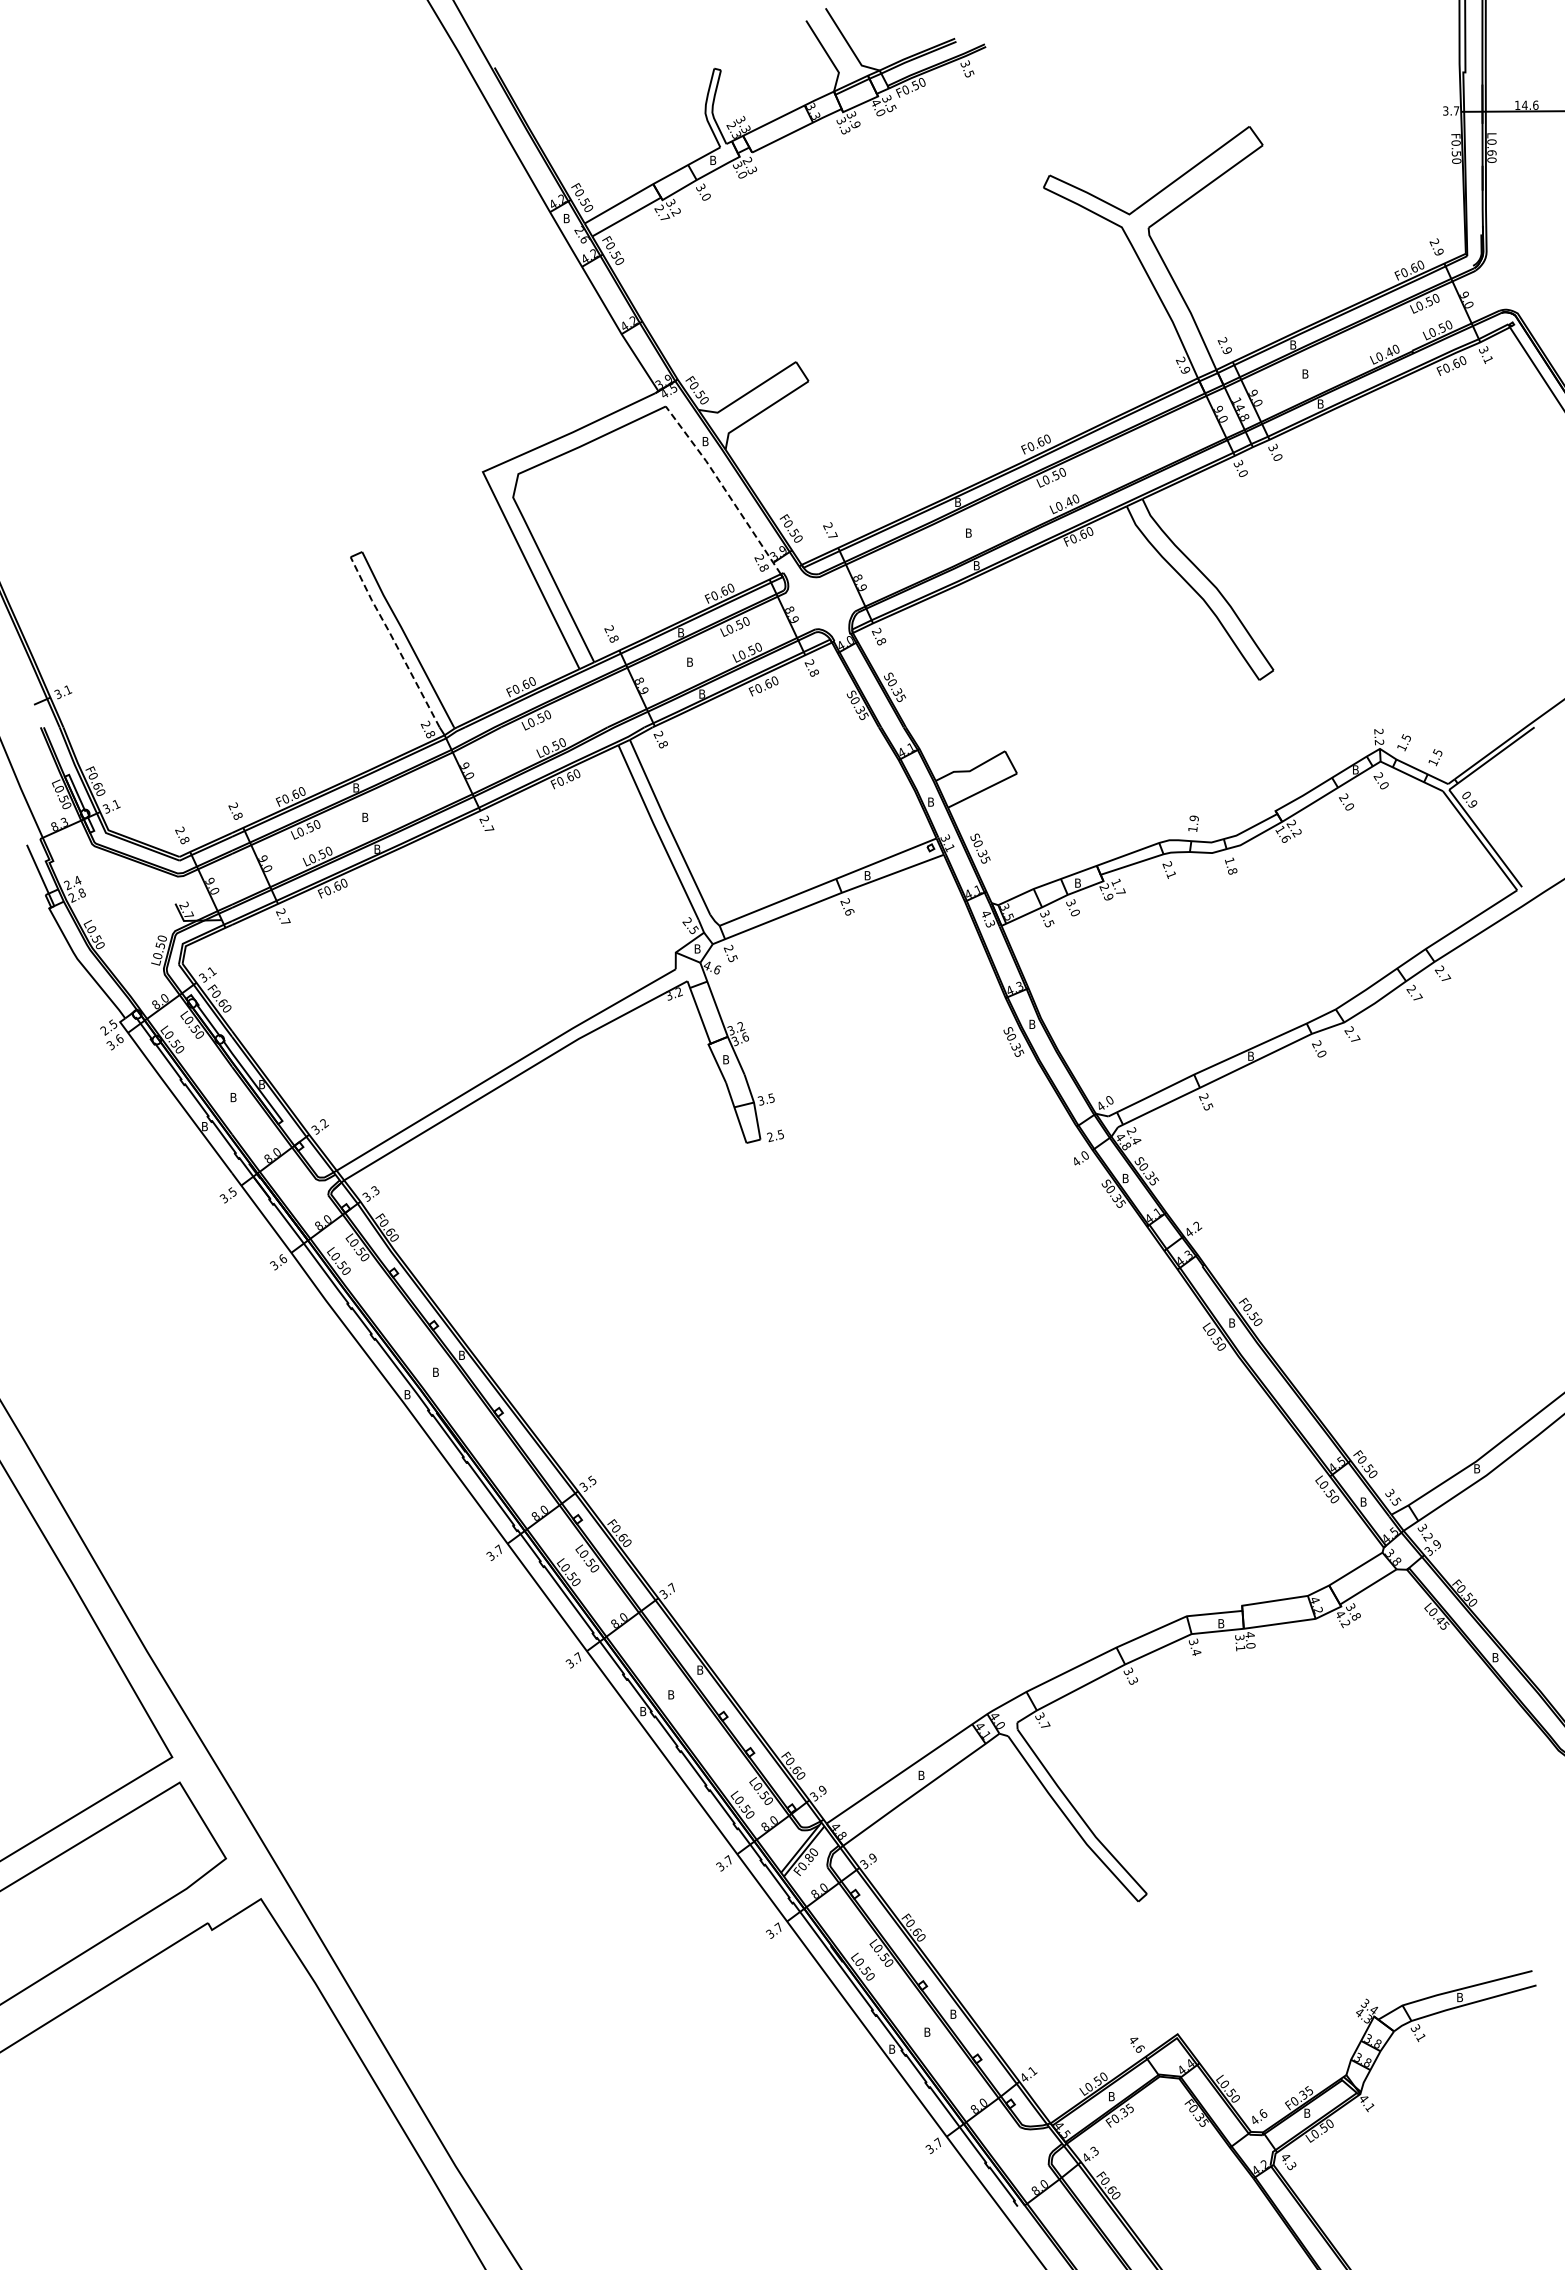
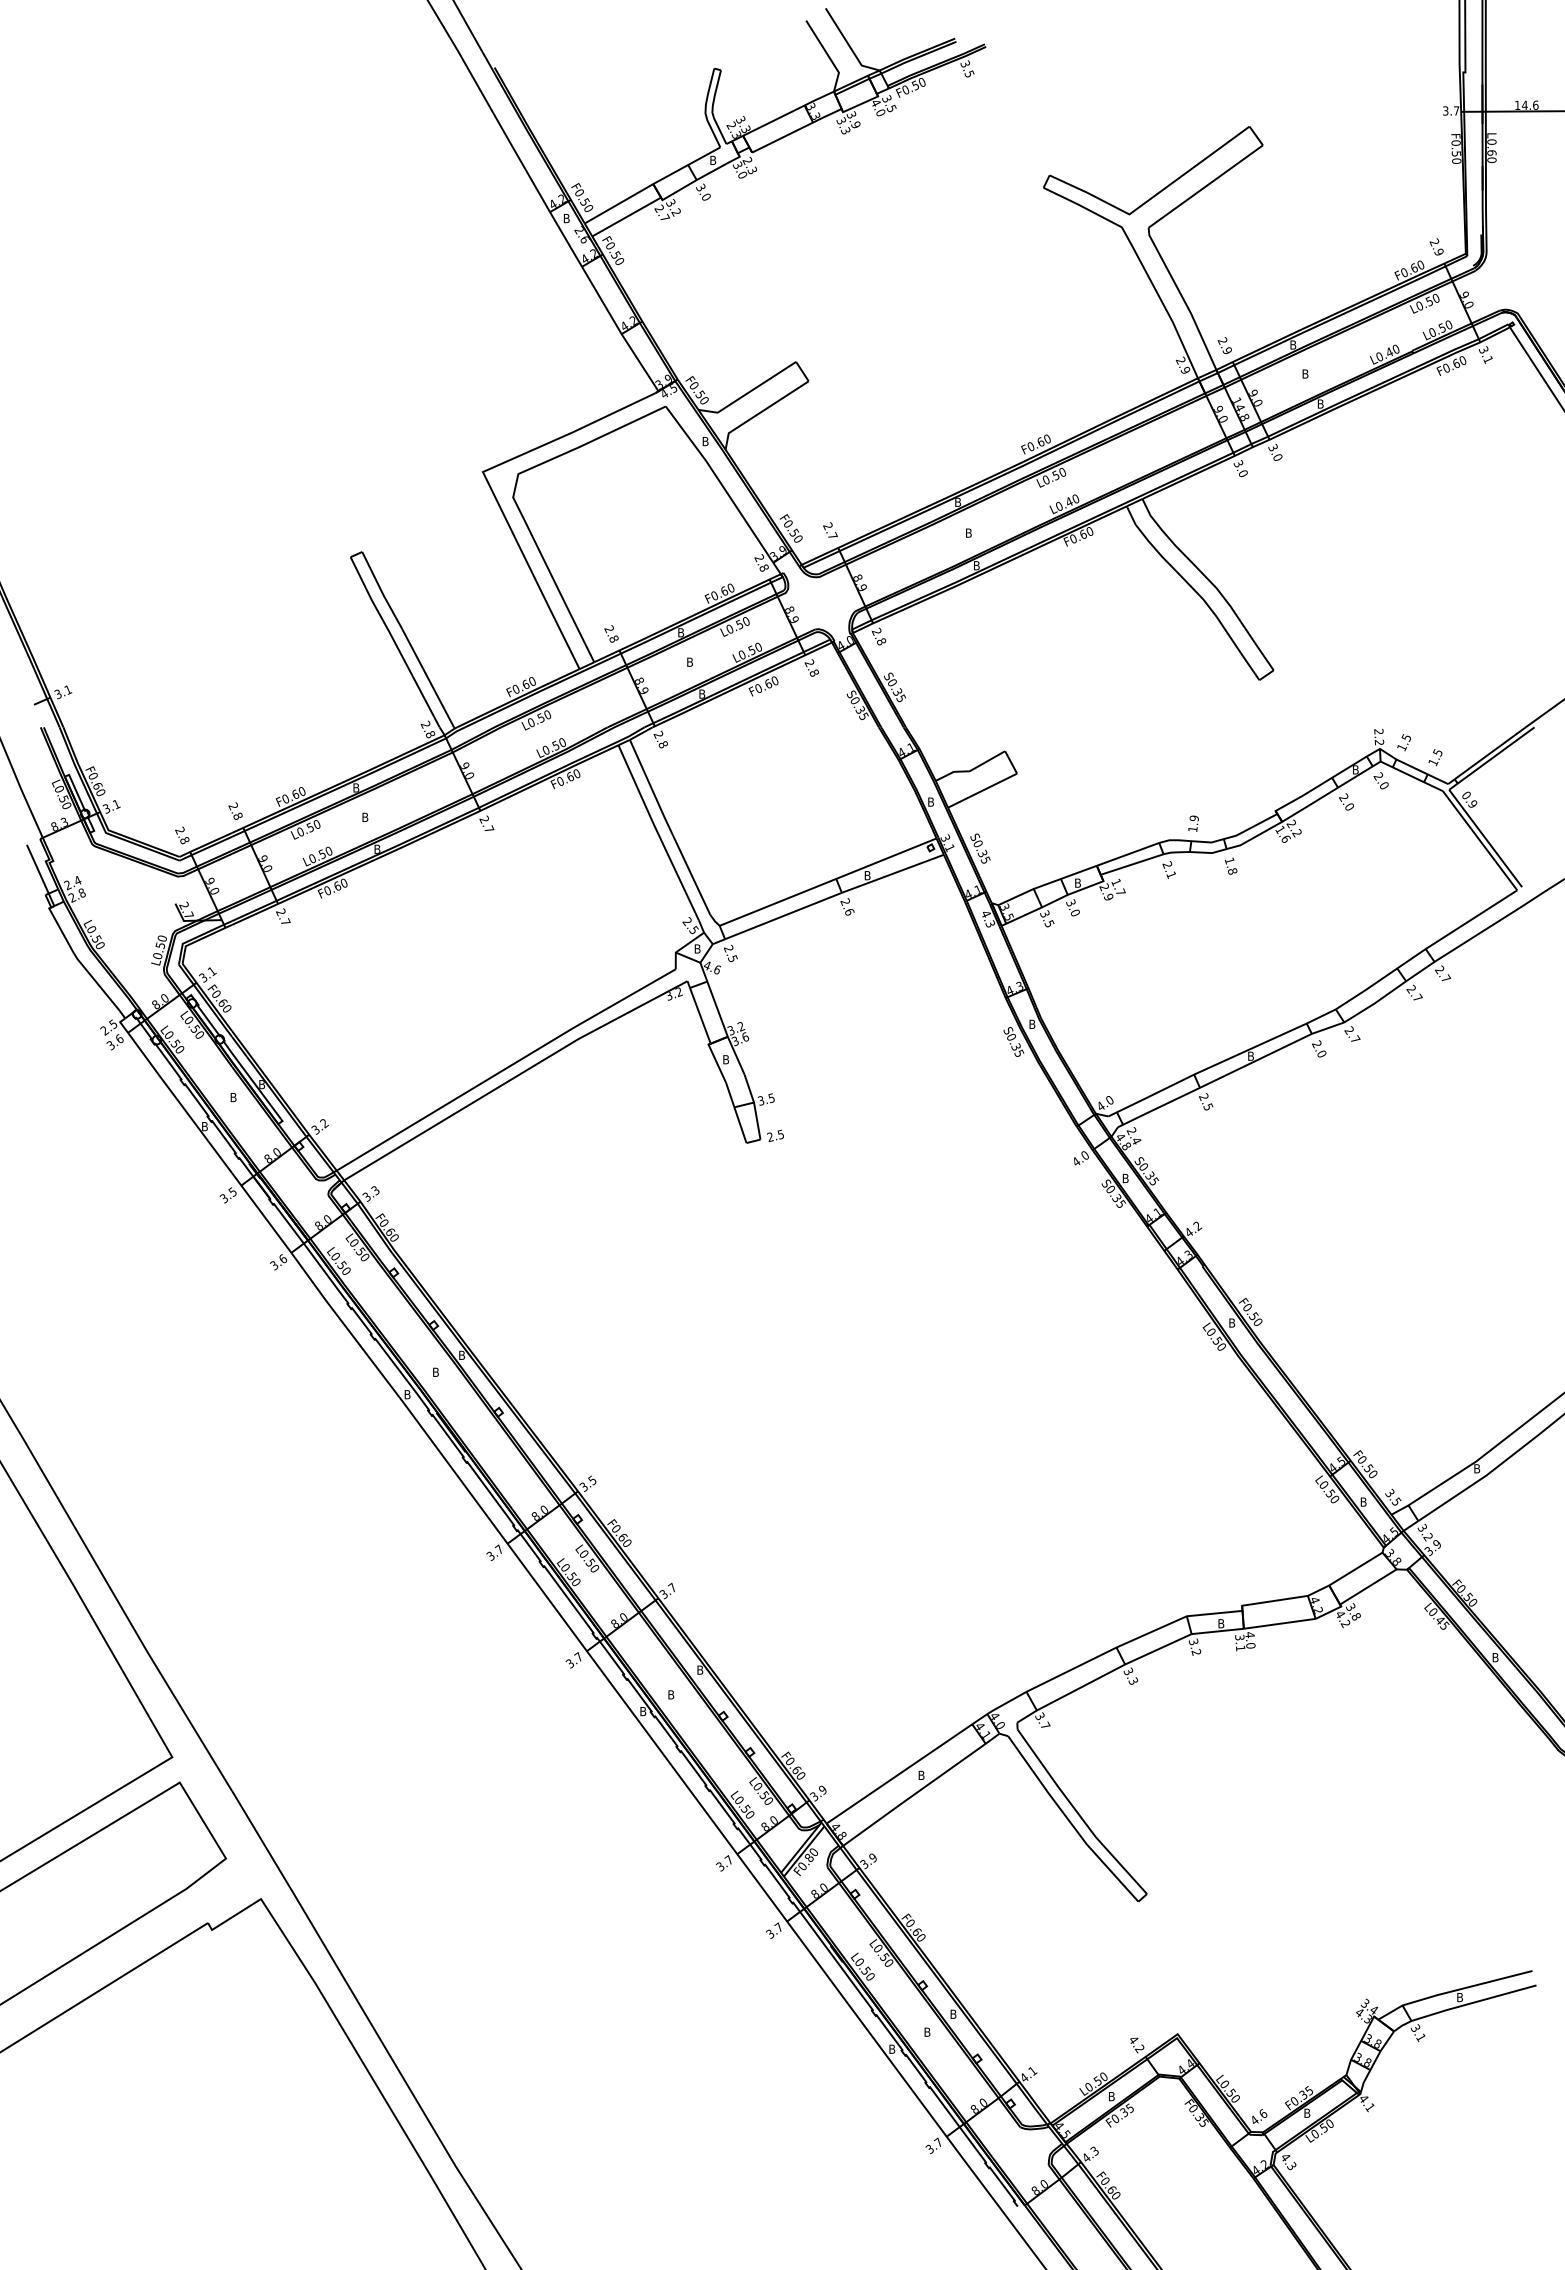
line: dashed -> solid (724, 489)
line: dashed -> solid (394, 640)
text: 3.4 -> 3.2 (1196, 1652)
text: 4.6 -> 4.2 (1139, 2048)
